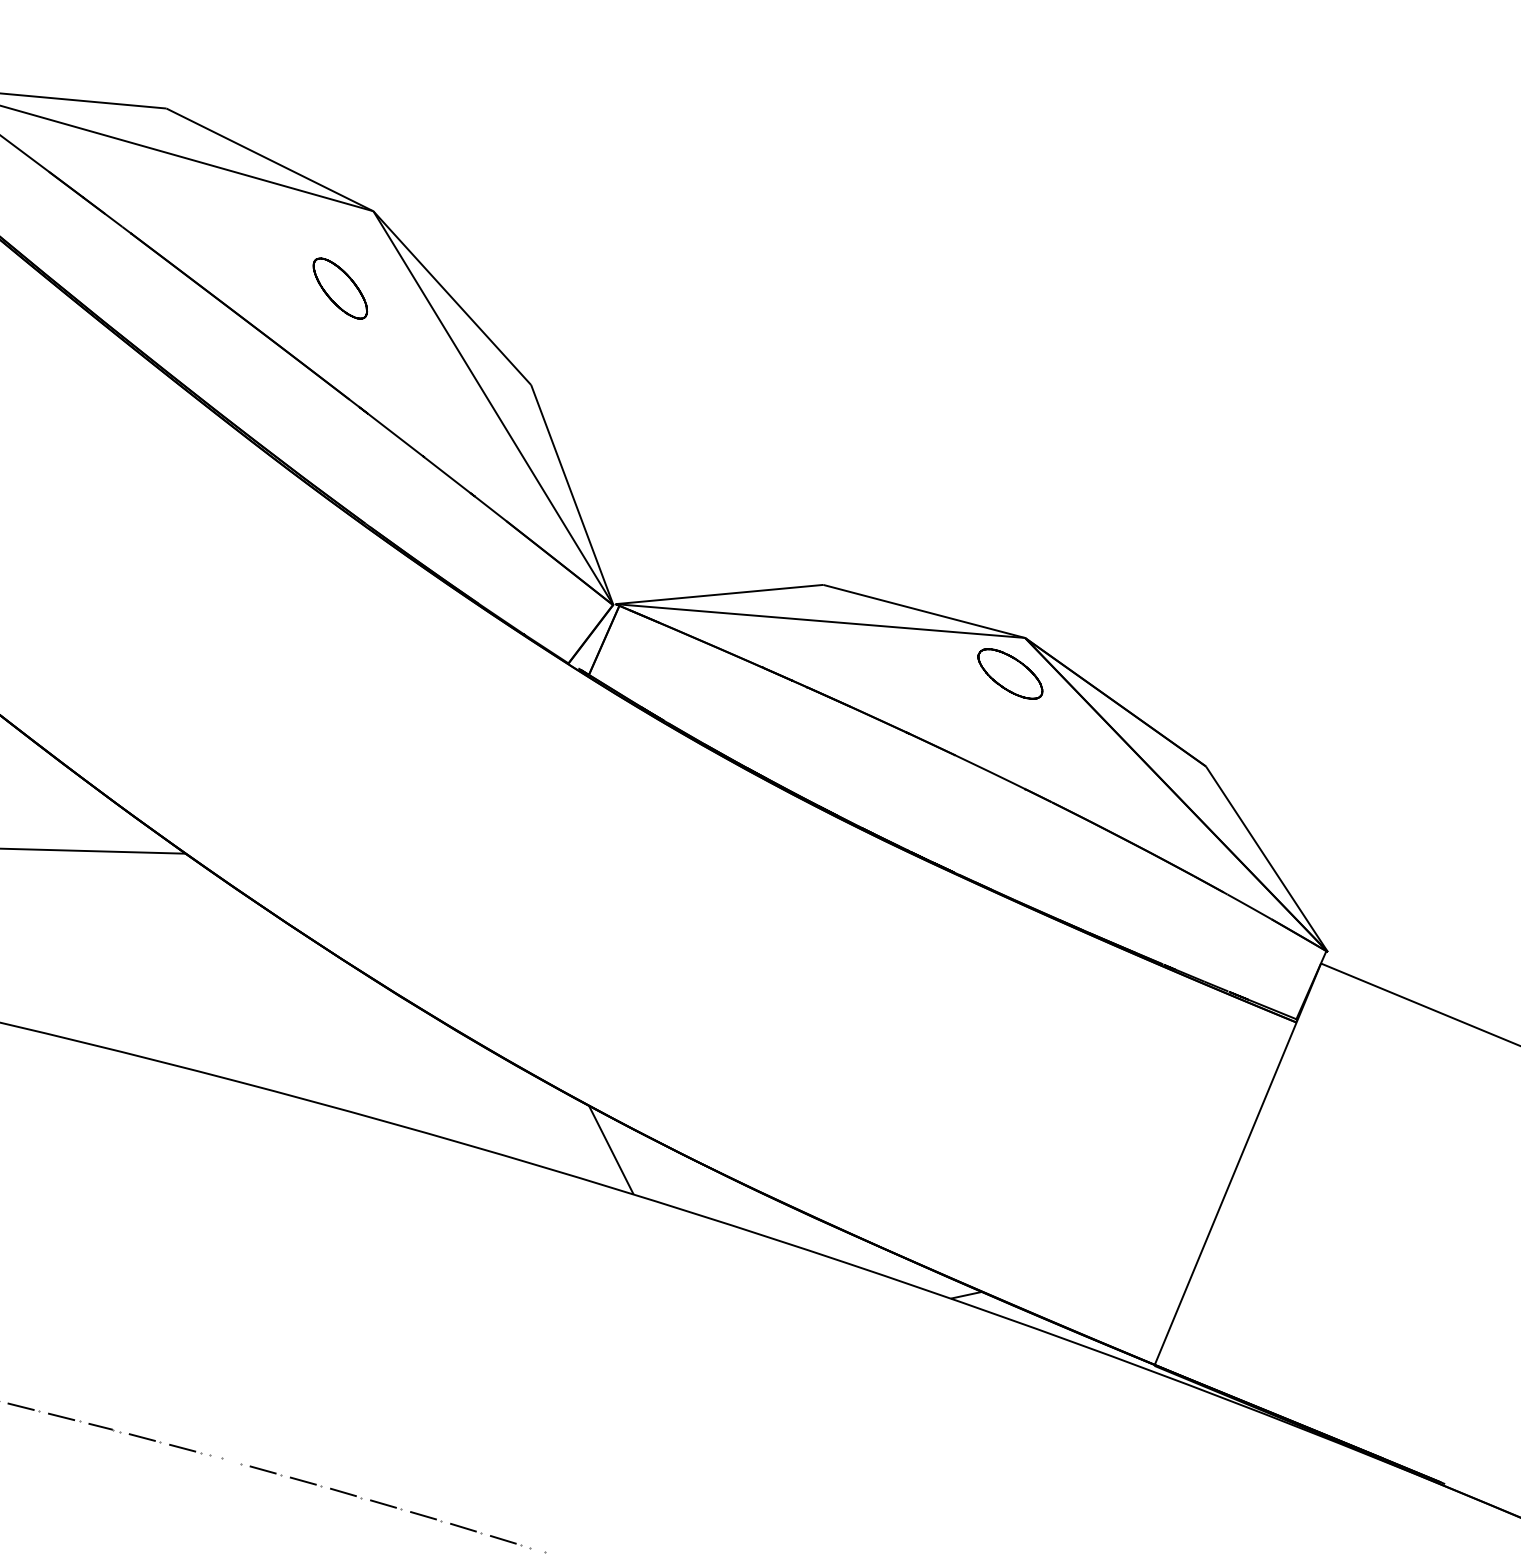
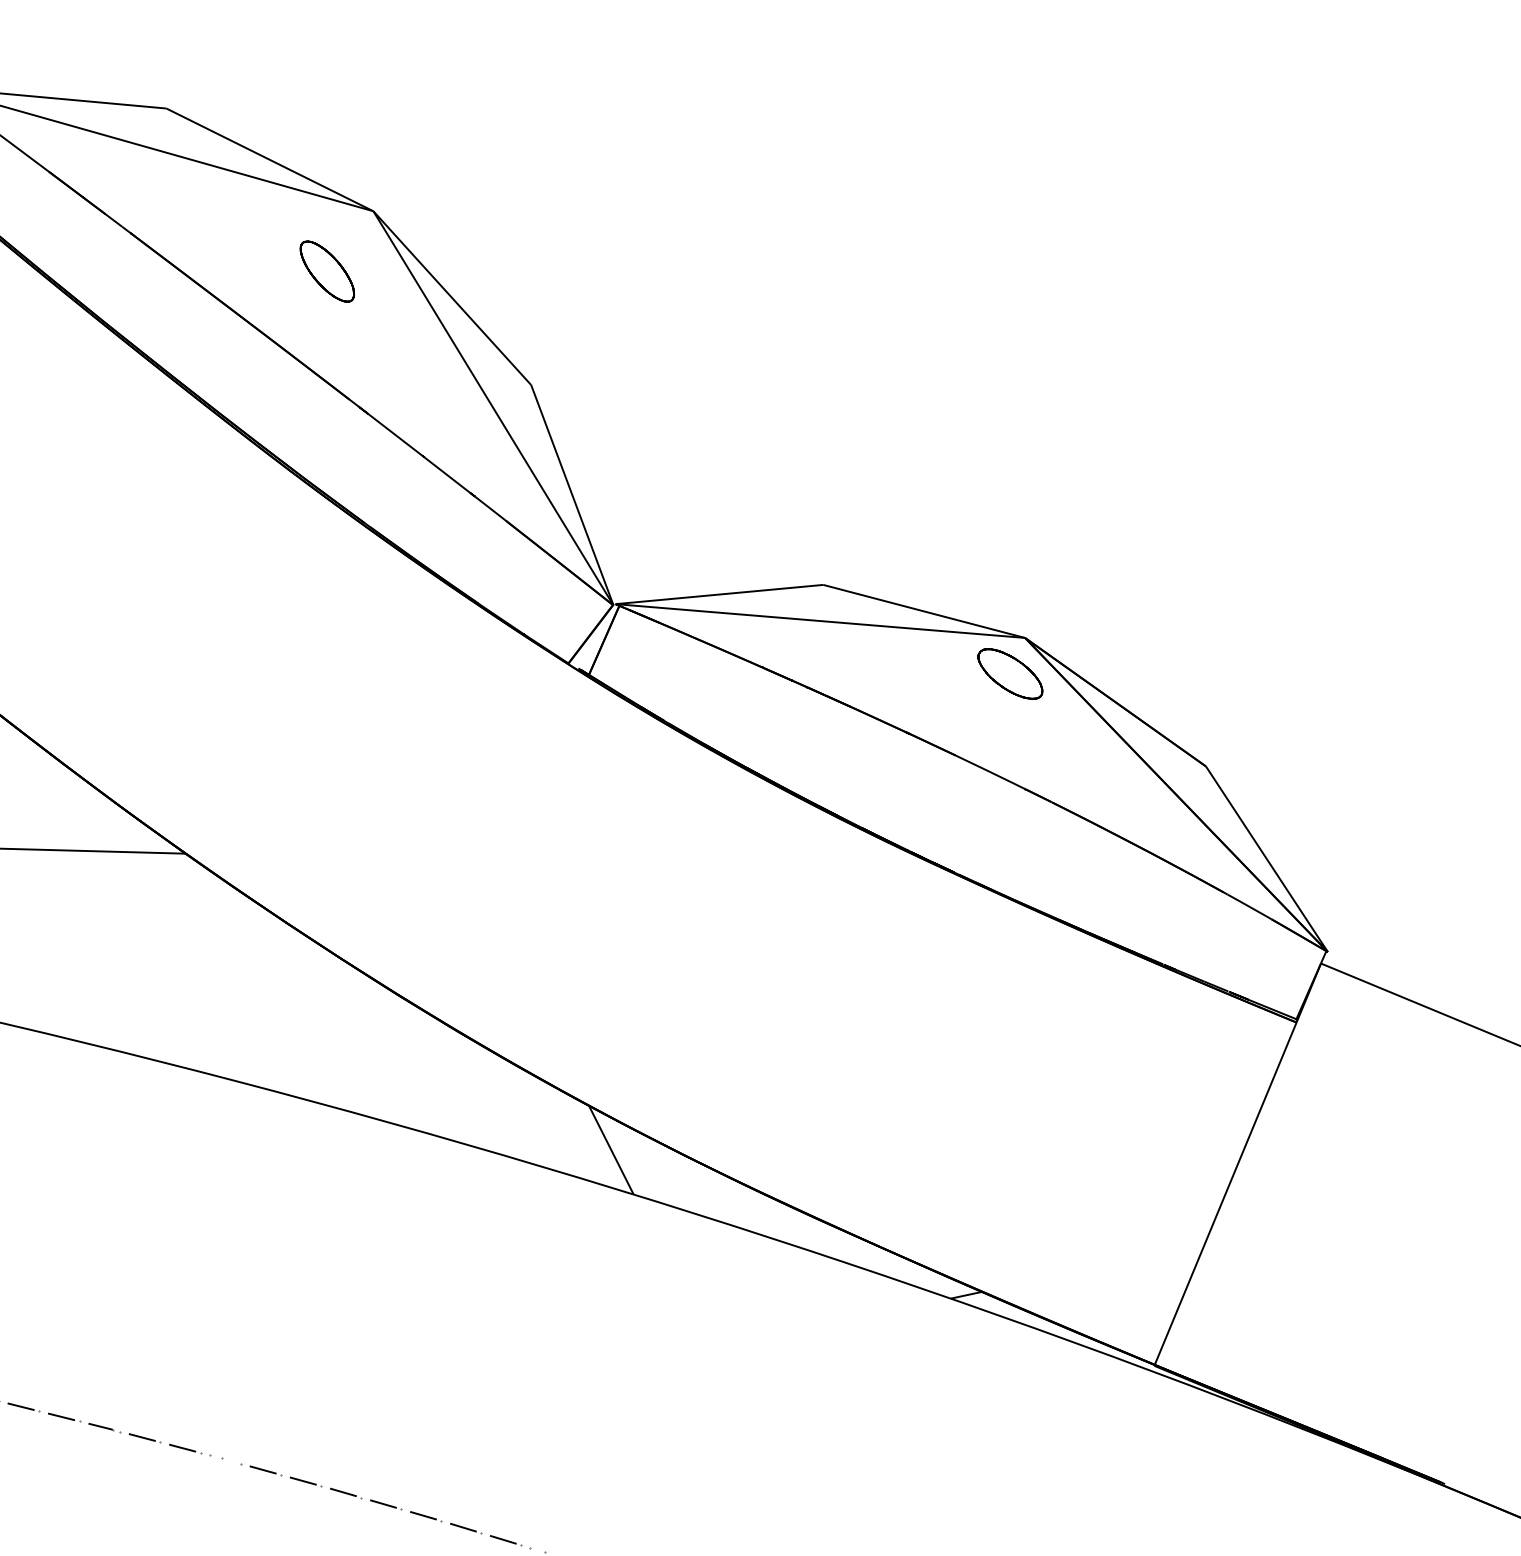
part position: (339, 288) -> (326, 271) (326, 271)
